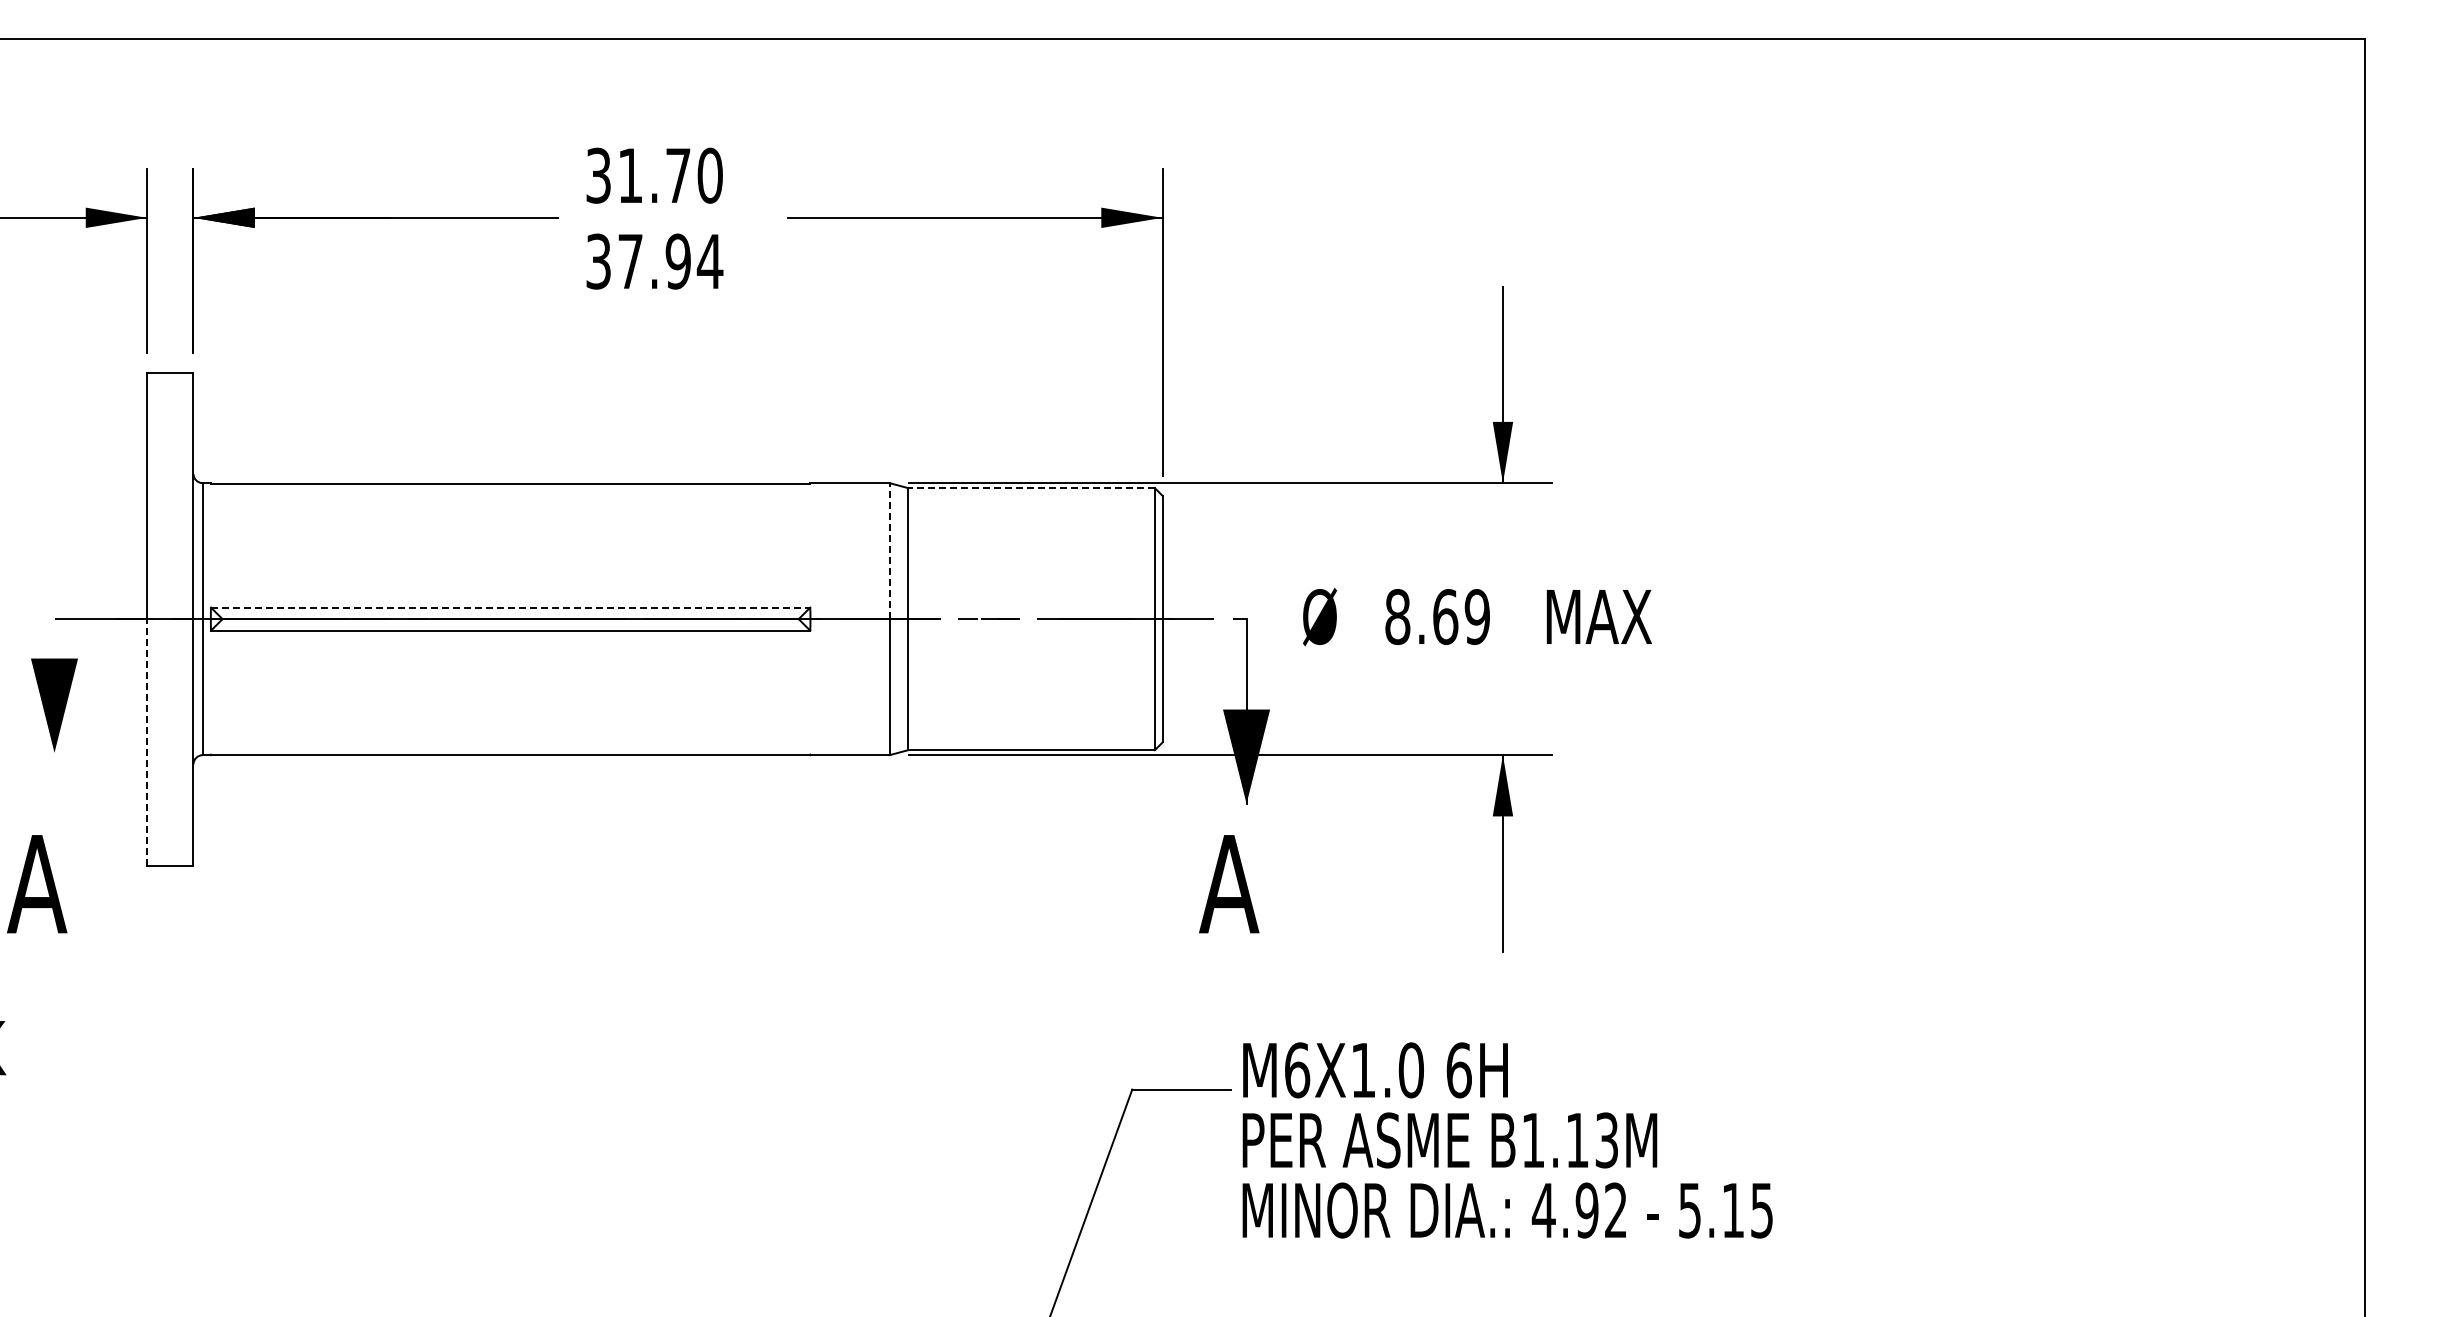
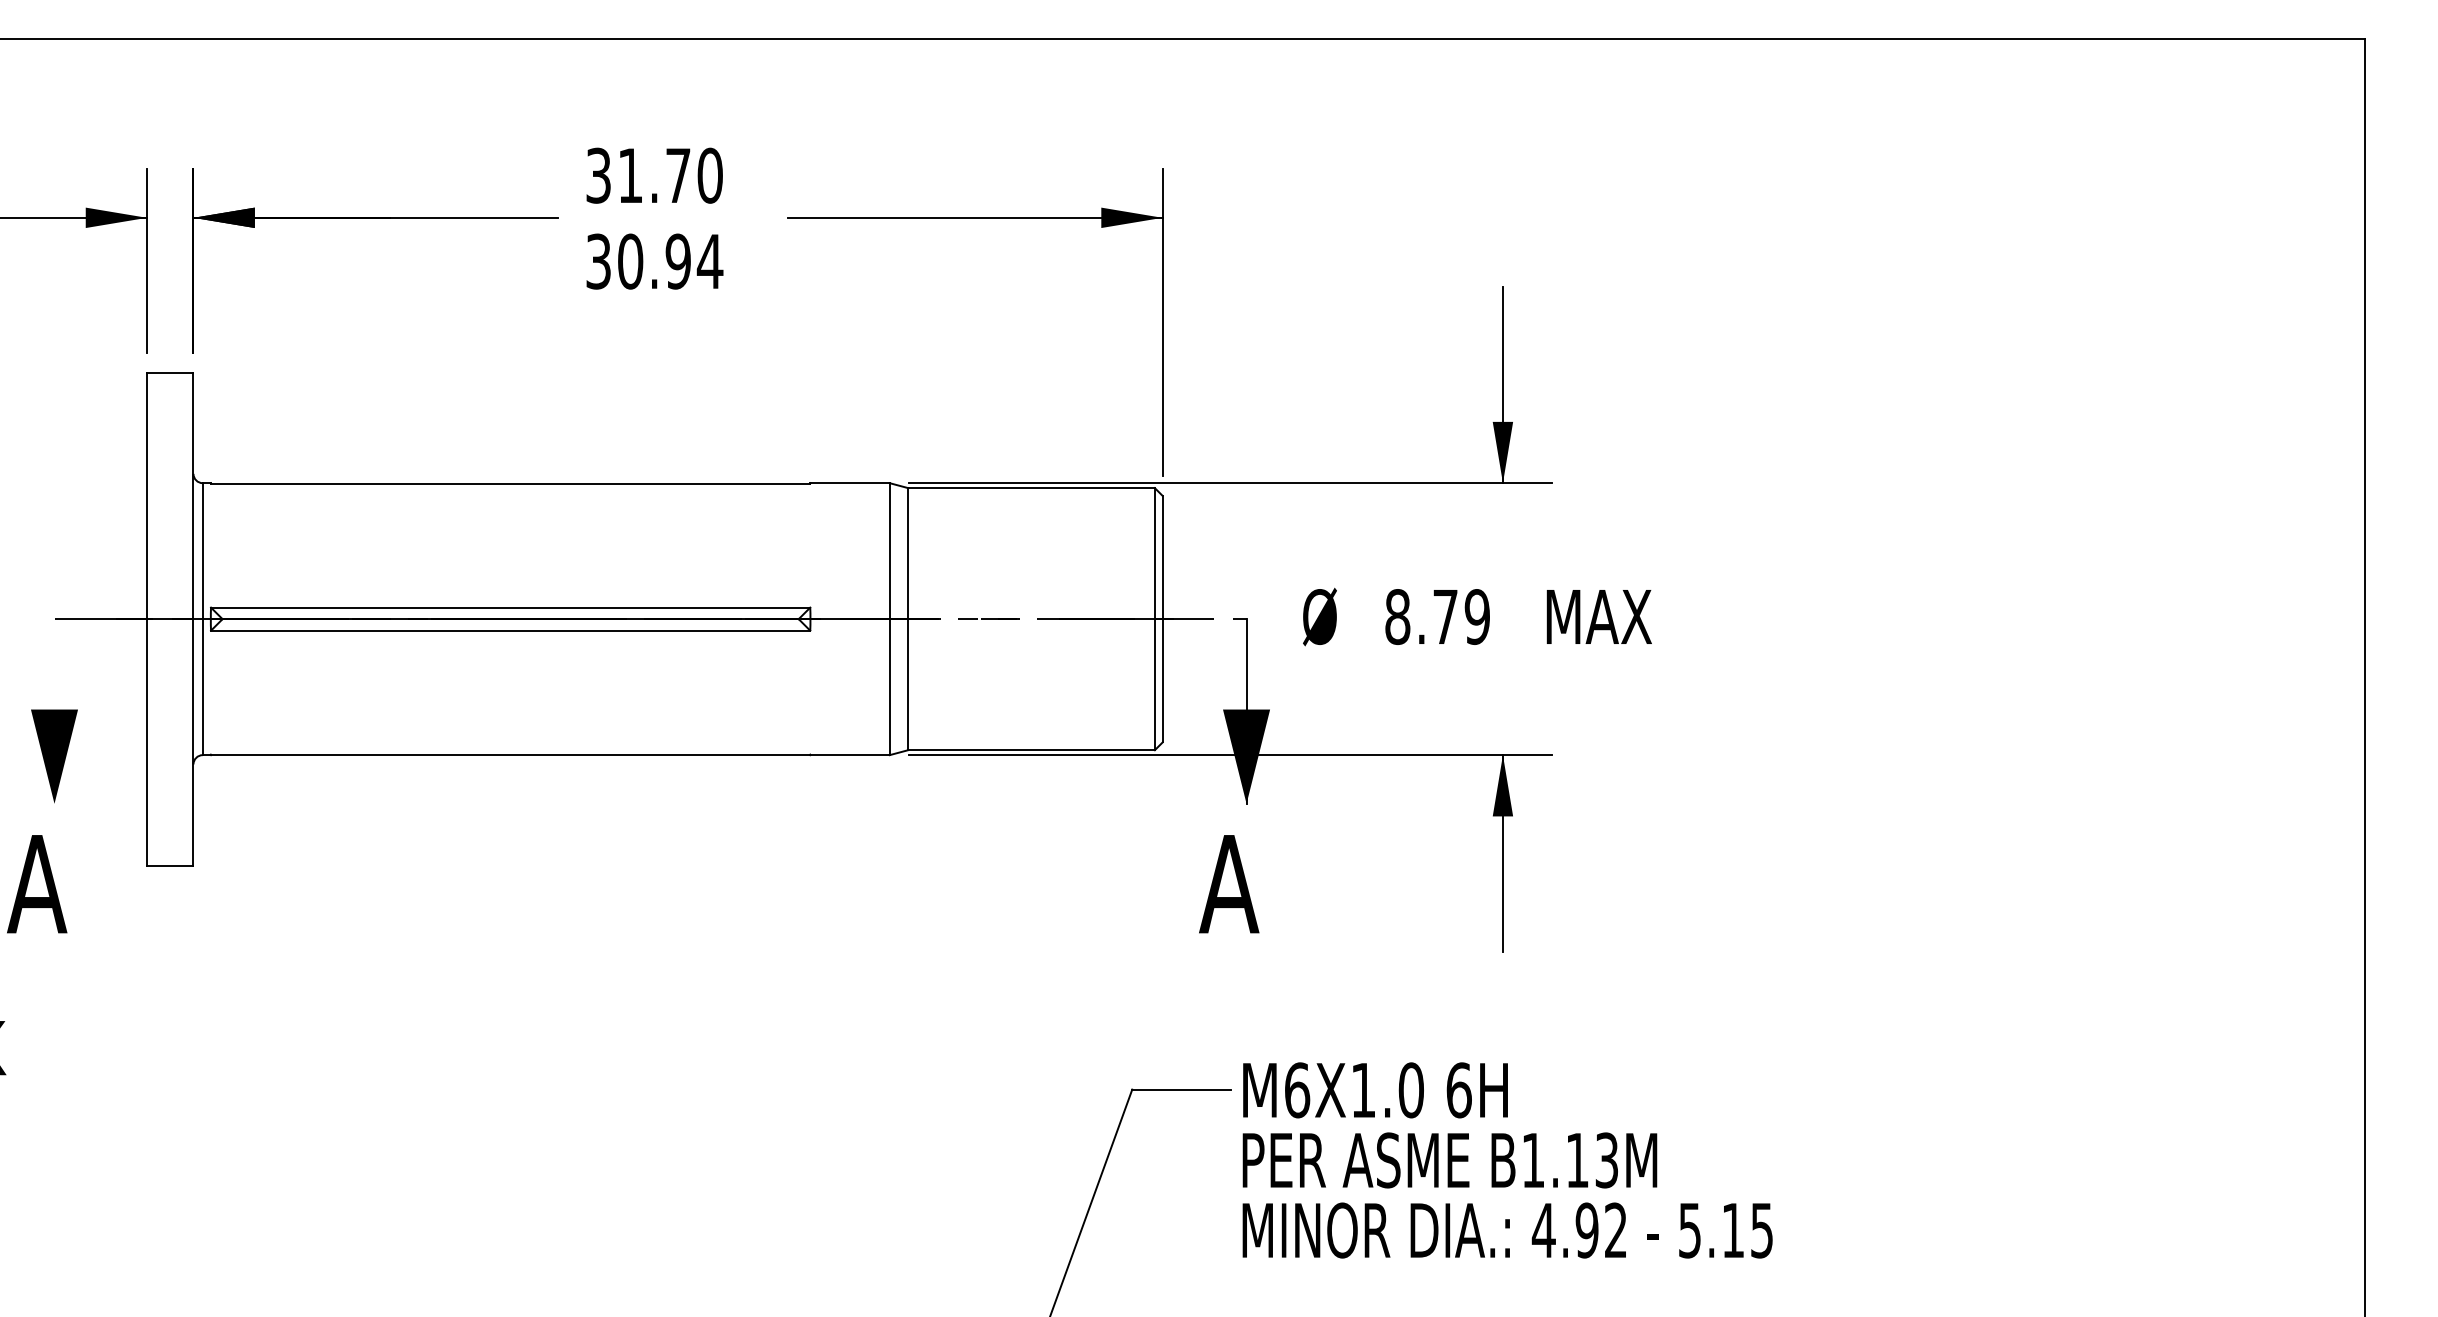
text: 37.94 -> 30.94 (630, 261)
line: dashed -> solid (1031, 488)
line: dashed -> solid (889, 551)
line: dashed -> solid (510, 607)
text: 8.69 -> 8.79 (1445, 617)
part position: (54, 705) -> (54, 756) (54, 756)
line: dashed -> solid (147, 741)
text position: (1507, 1140) -> (1507, 1160) (1507, 1160)
